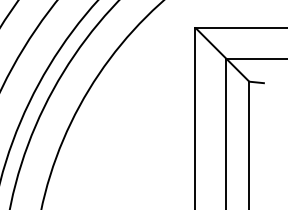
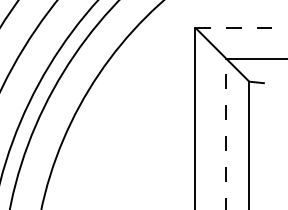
line: solid -> dashed (241, 27)
line: solid -> dashed (226, 133)
